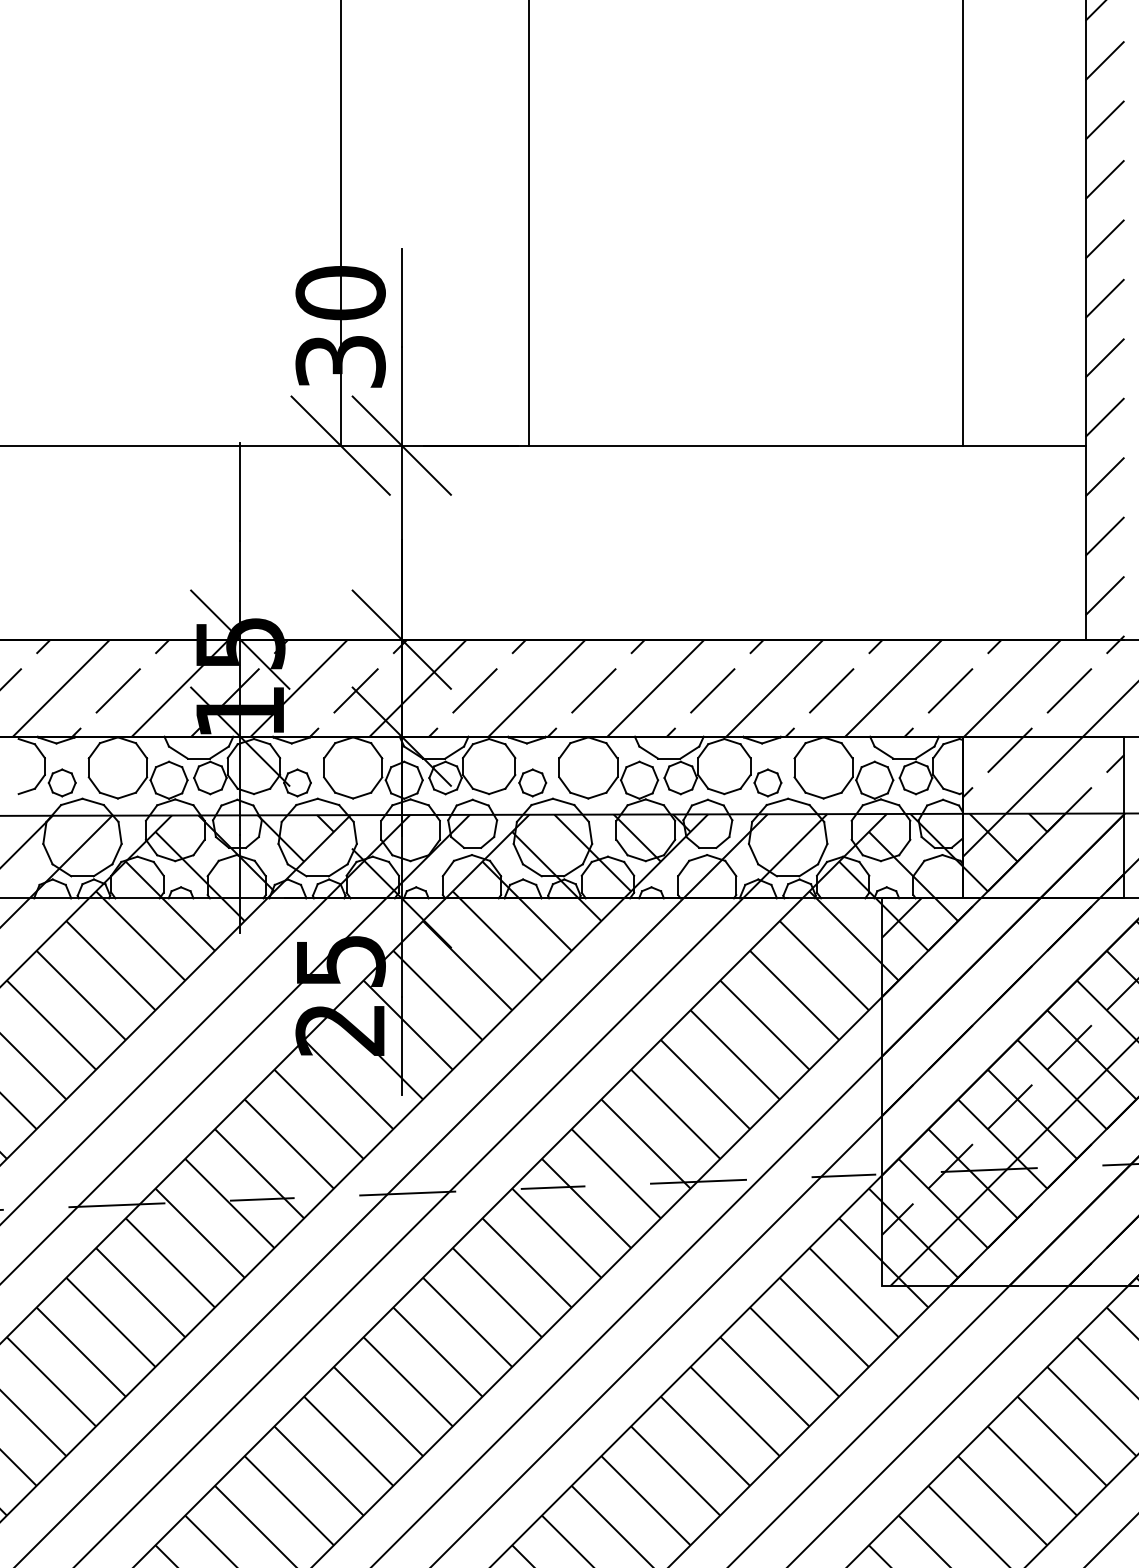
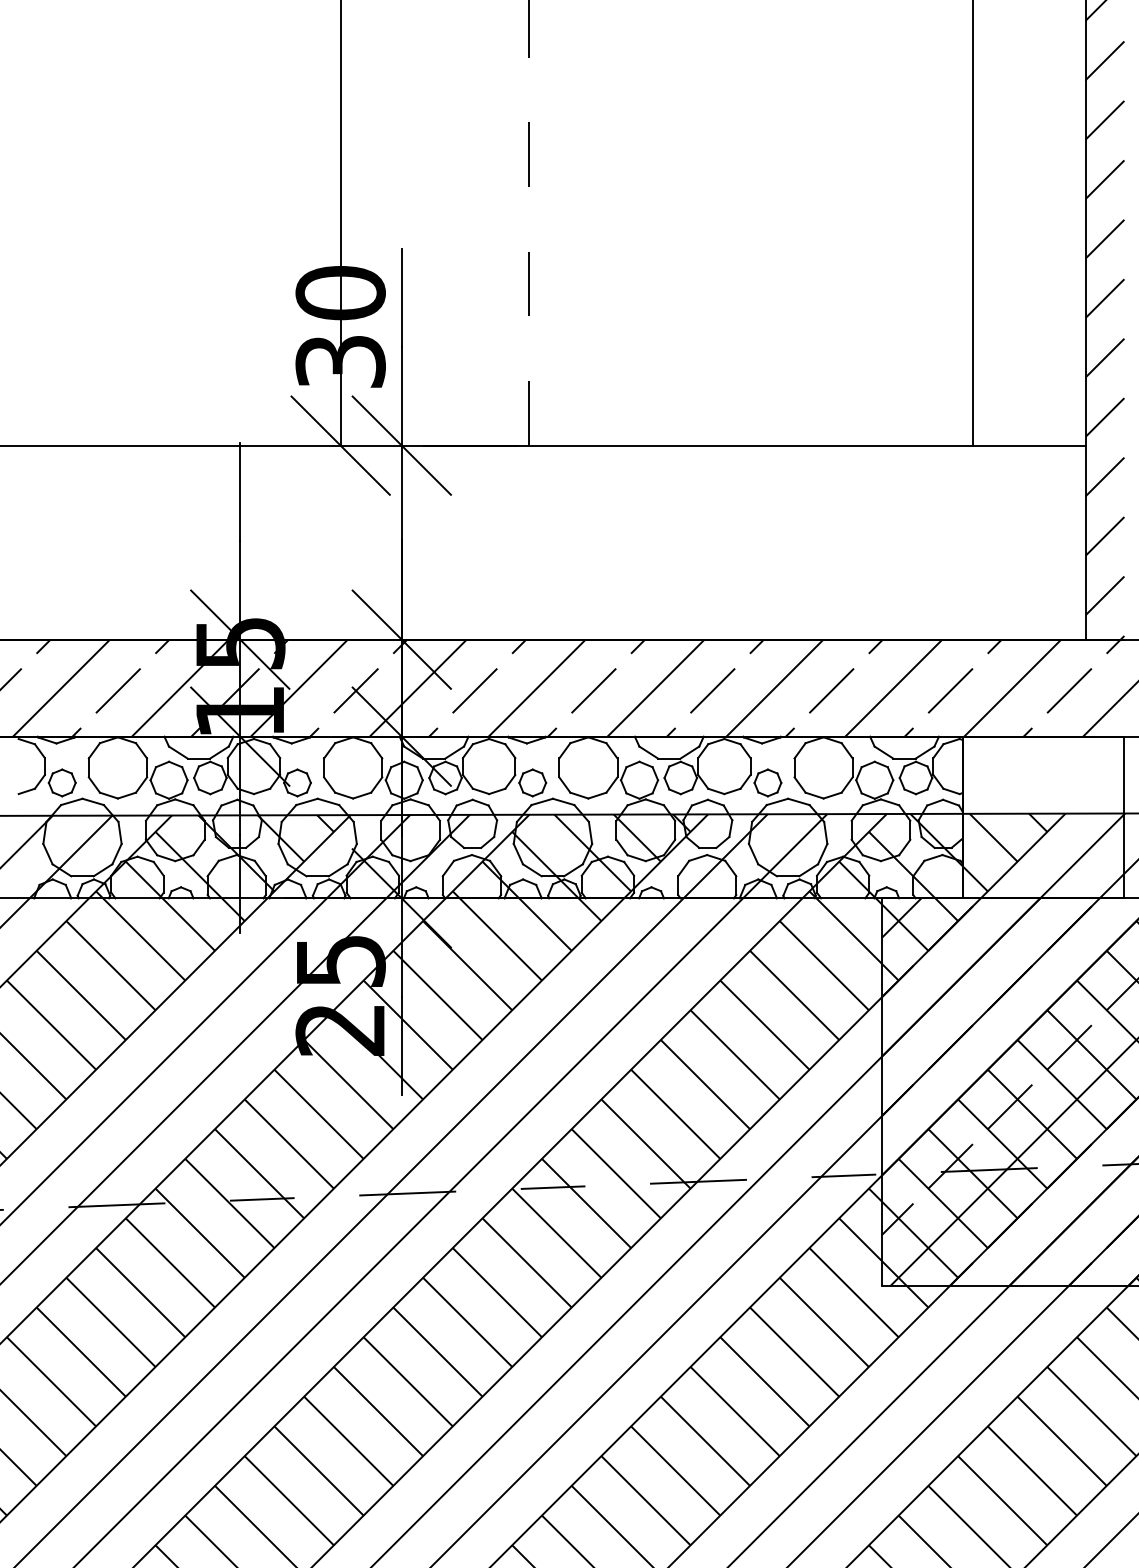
line: solid -> dashed (529, 223)
line position: (962, 223) -> (972, 223) (972, 223)
hatch: present -> none (1043, 817)
